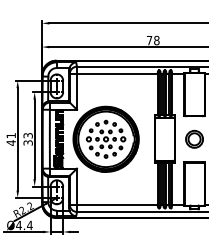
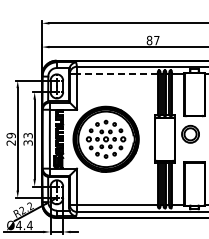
text: 78 -> 87 (152, 40)
line: solid -> dashed (116, 73)
text: 41 -> 29 (10, 138)
part position: (194, 138) -> (190, 133) (190, 133)
